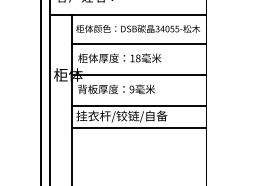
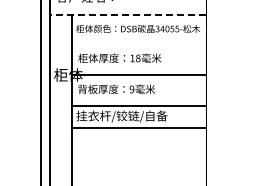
line: solid -> dashed (127, 14)
line: present -> none (139, 44)
